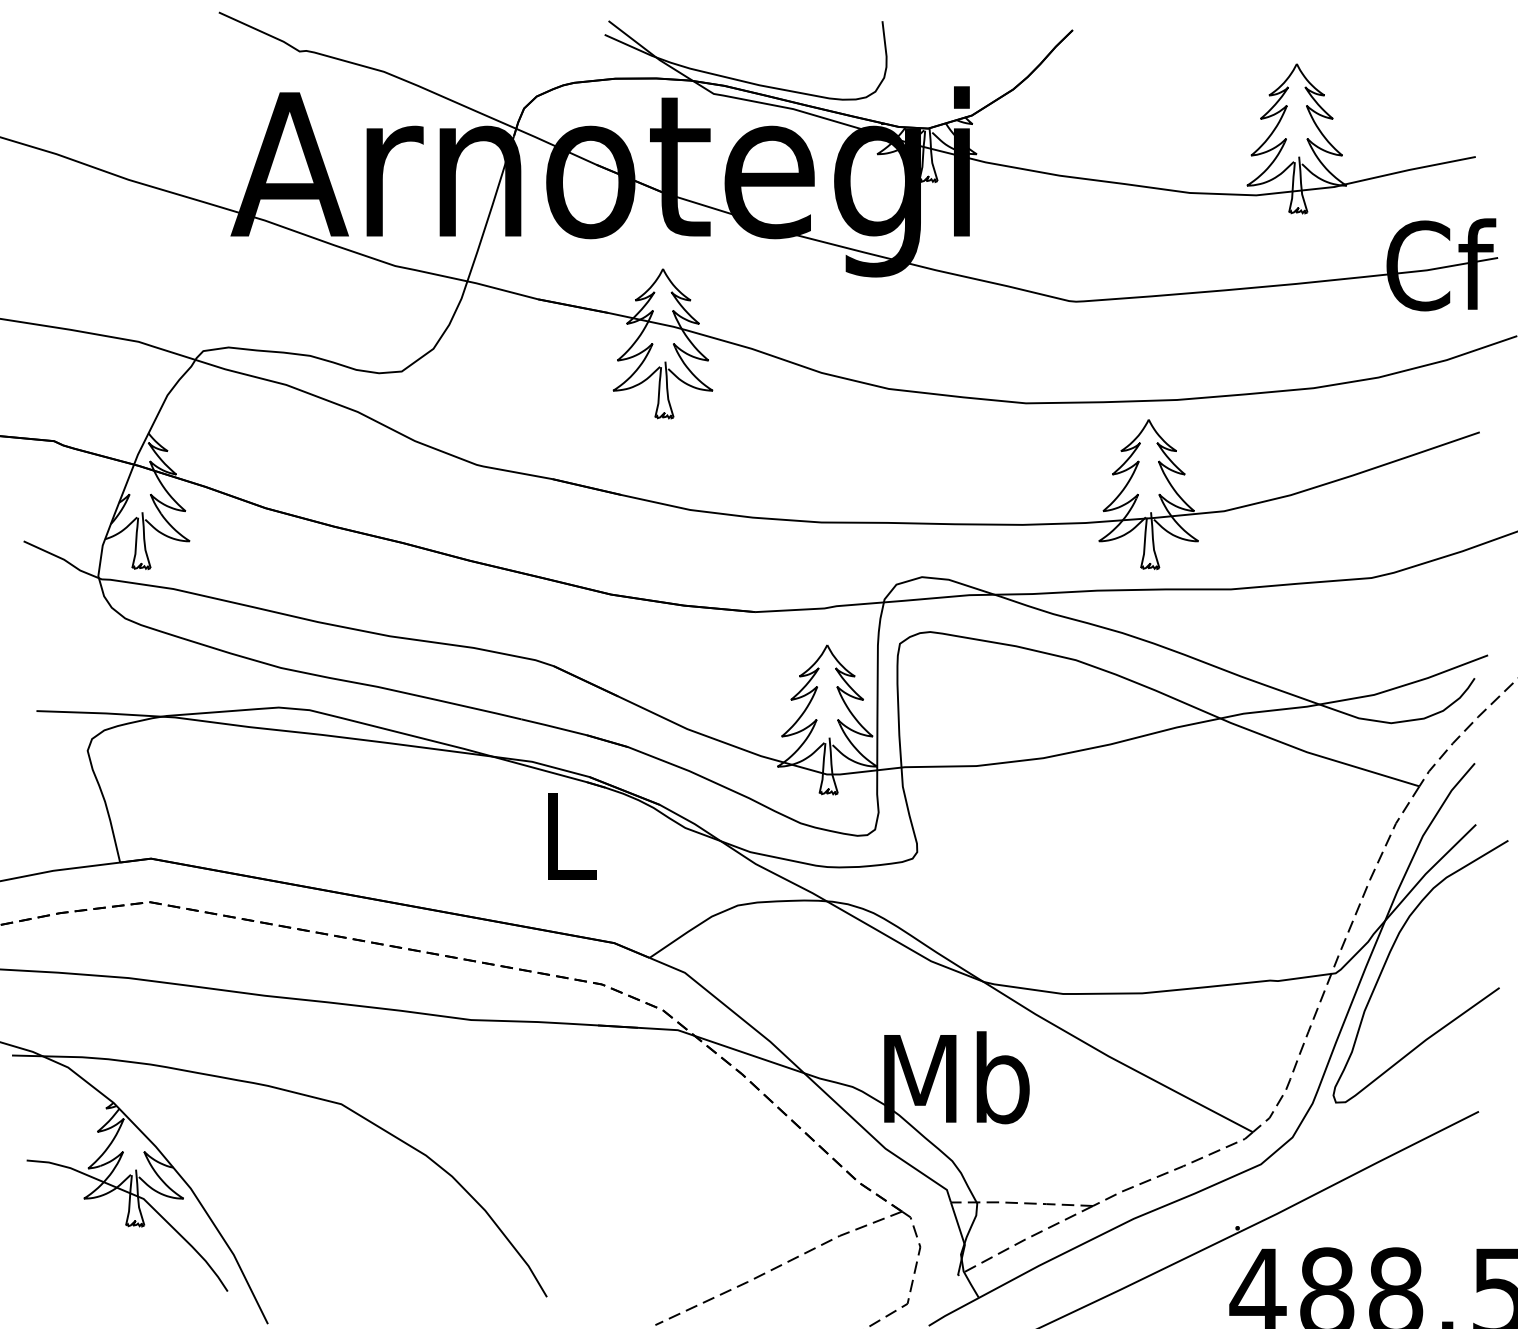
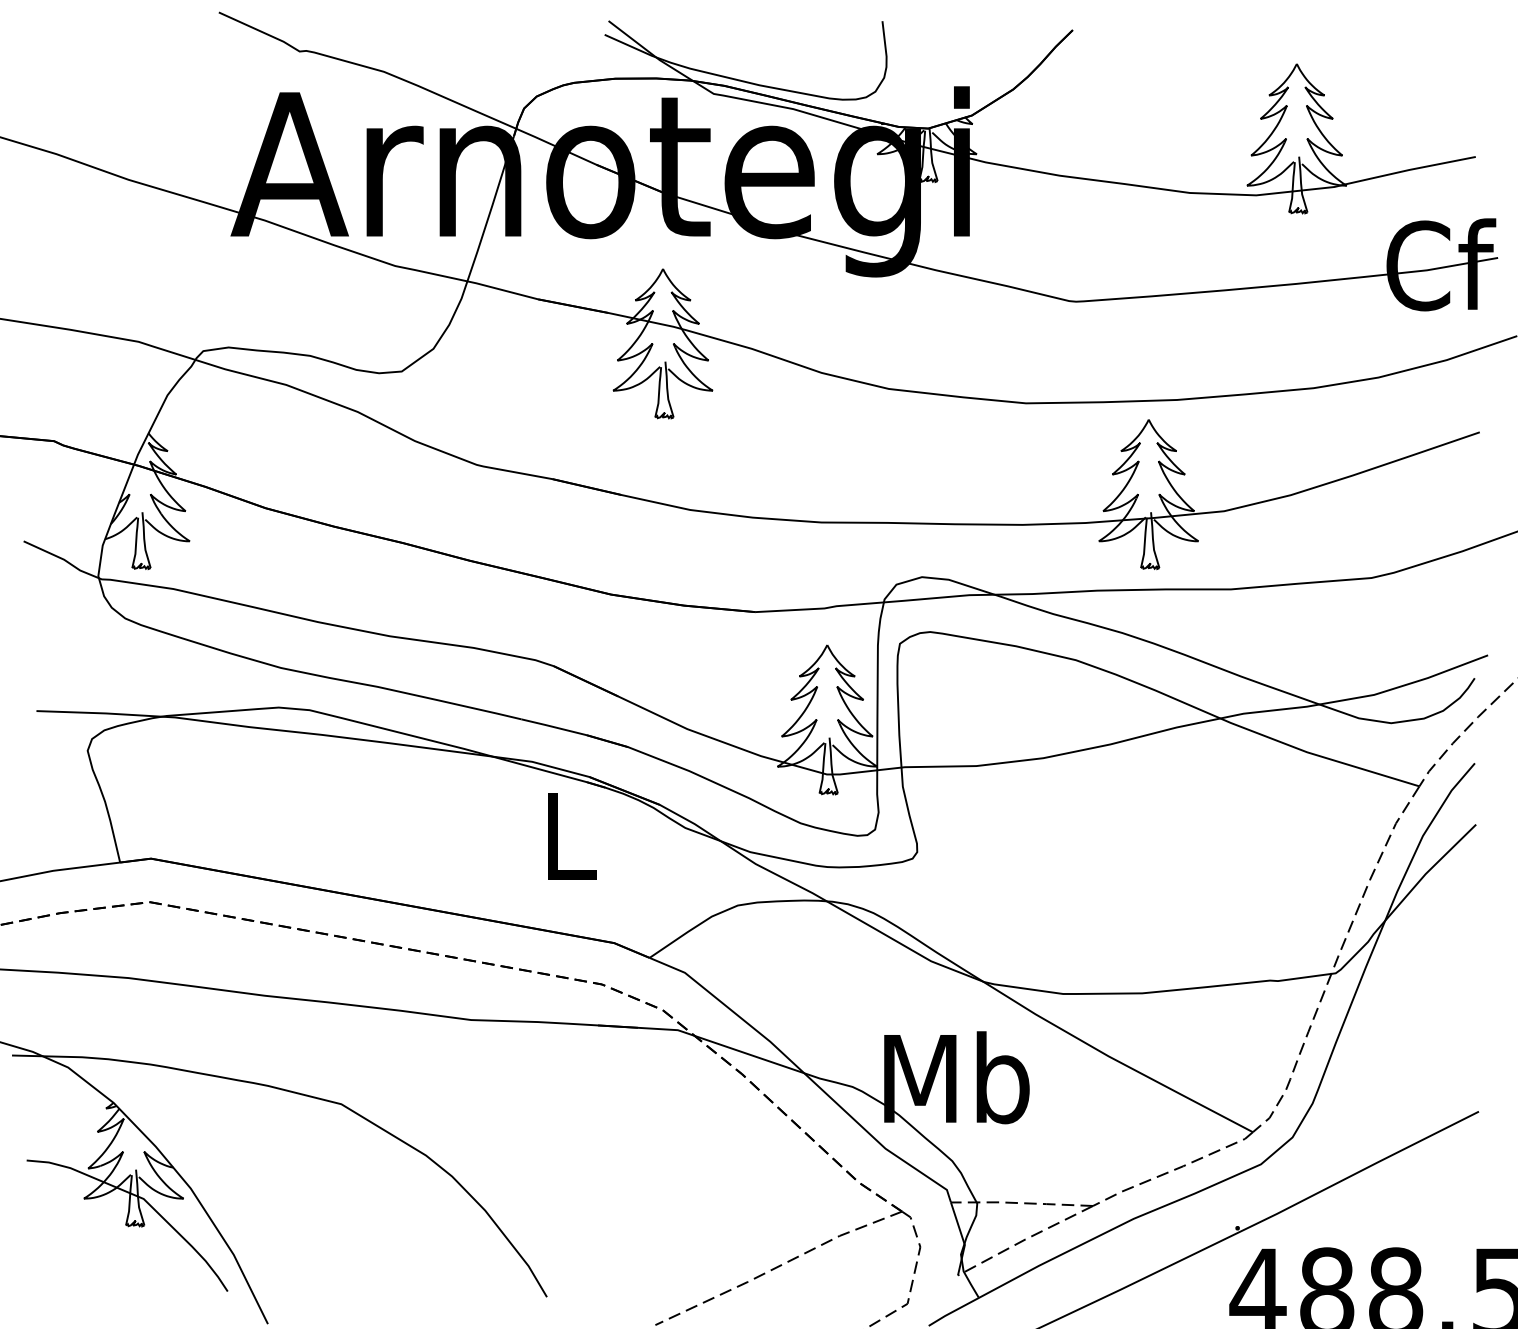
curve: present -> none (1389, 956)
